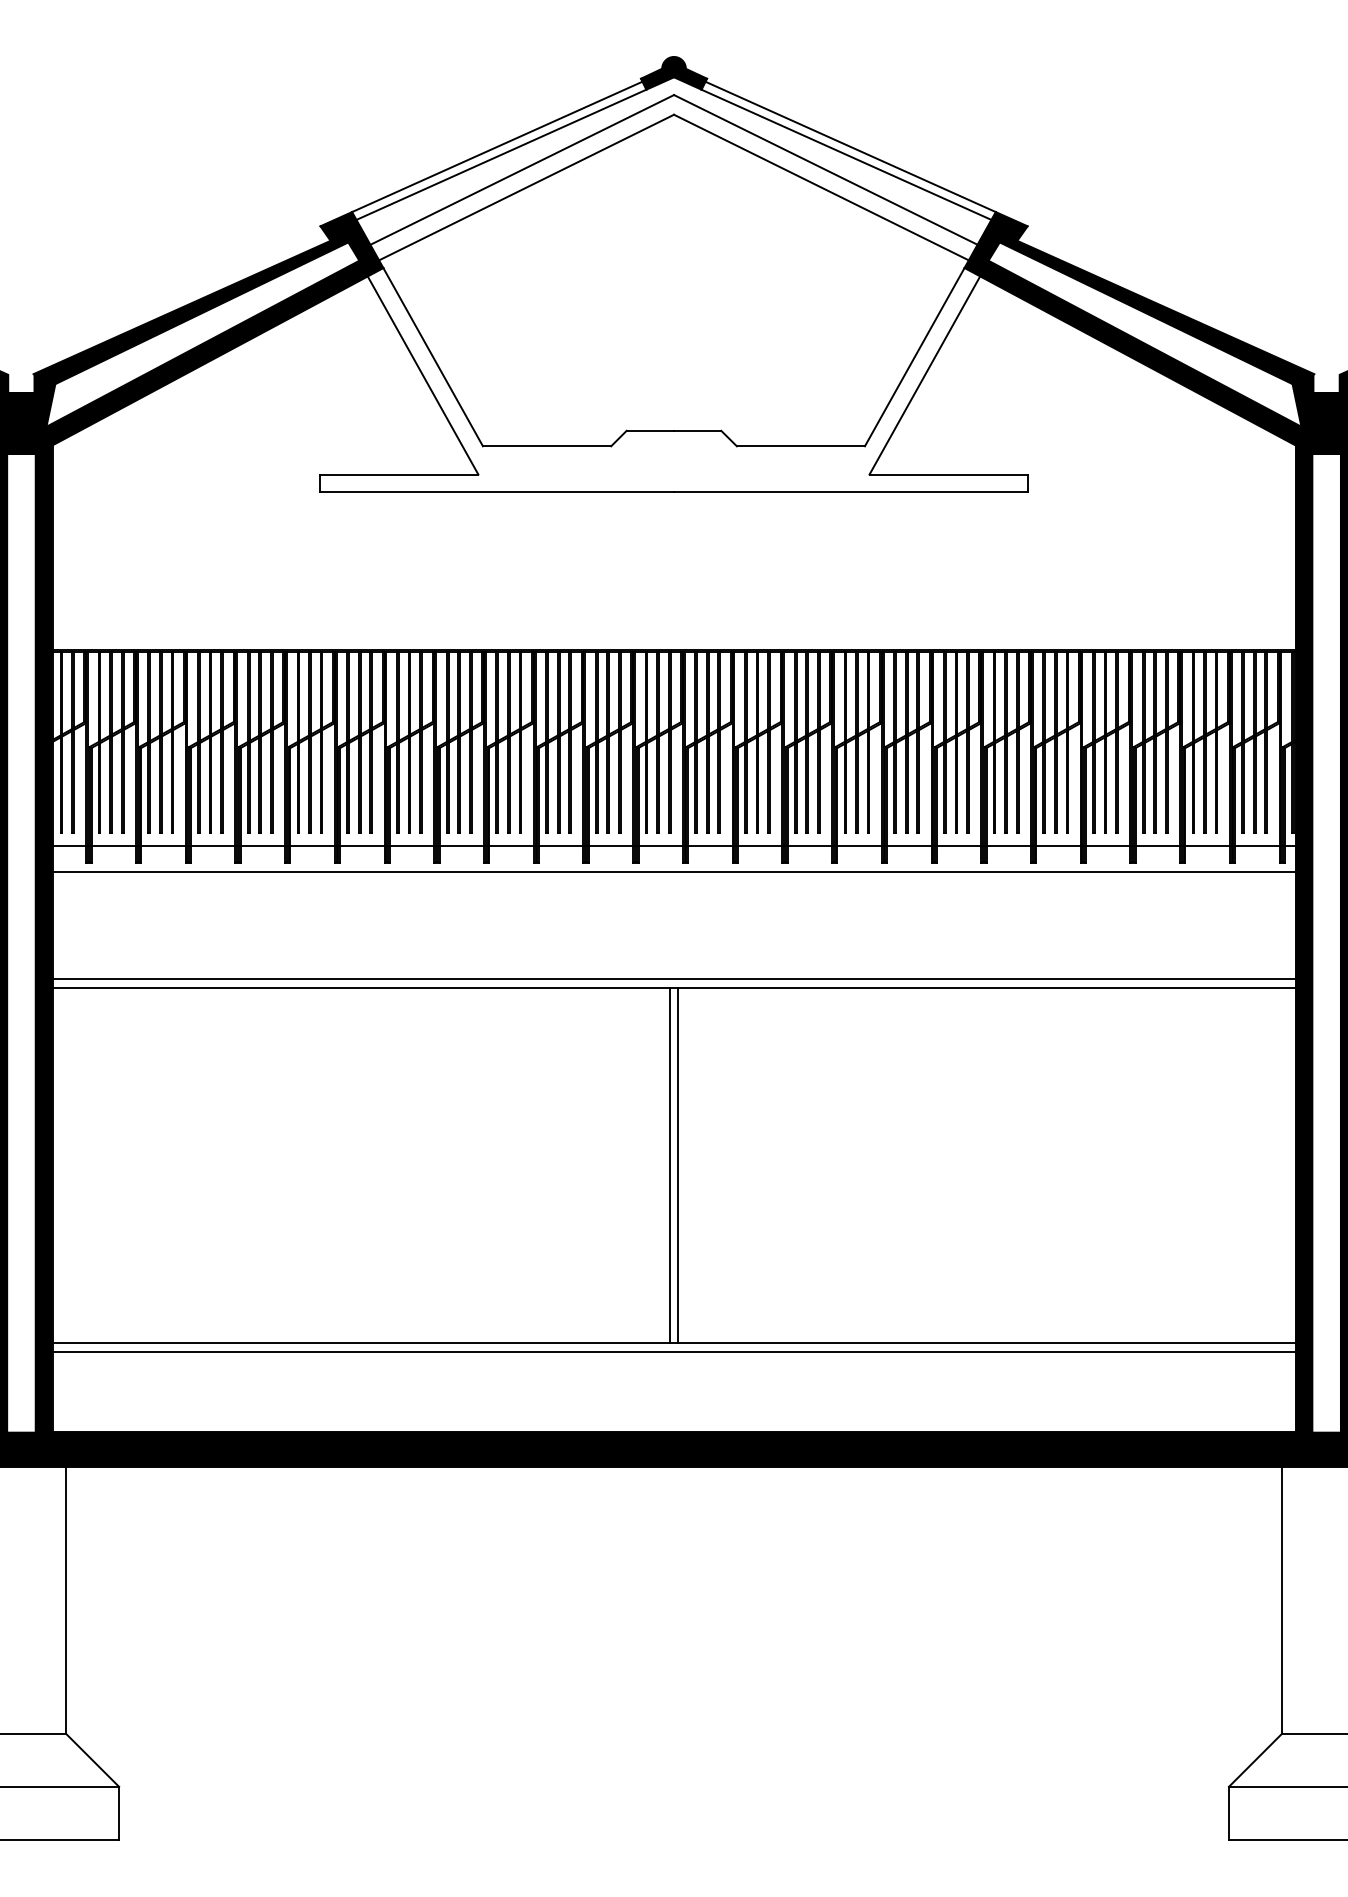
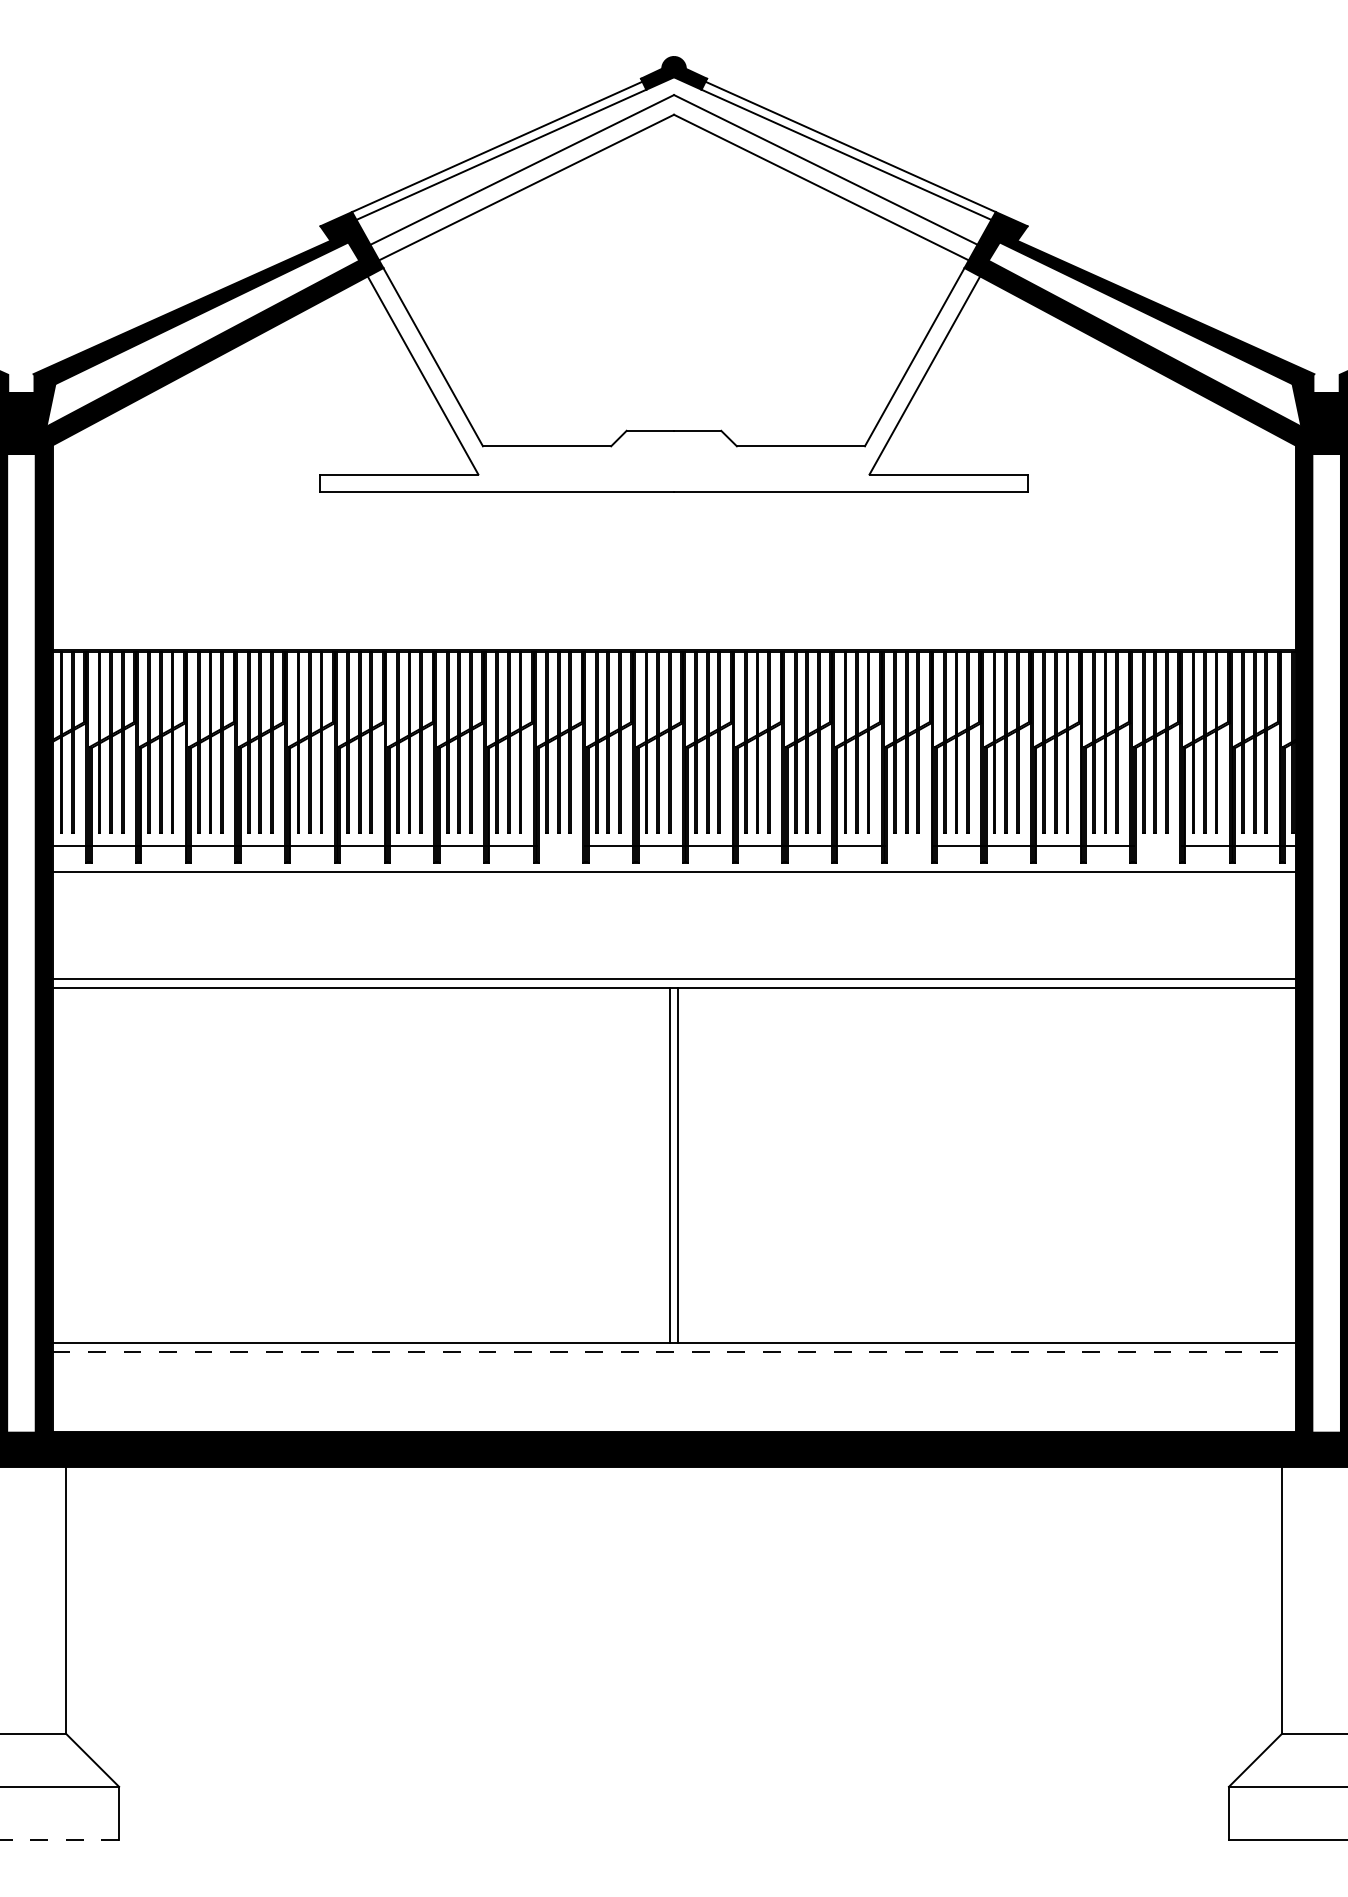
line: present -> none (561, 845)
line: present -> none (909, 845)
line: present -> none (1157, 845)
line: solid -> dashed (674, 1351)
line: solid -> dashed (60, 1840)
